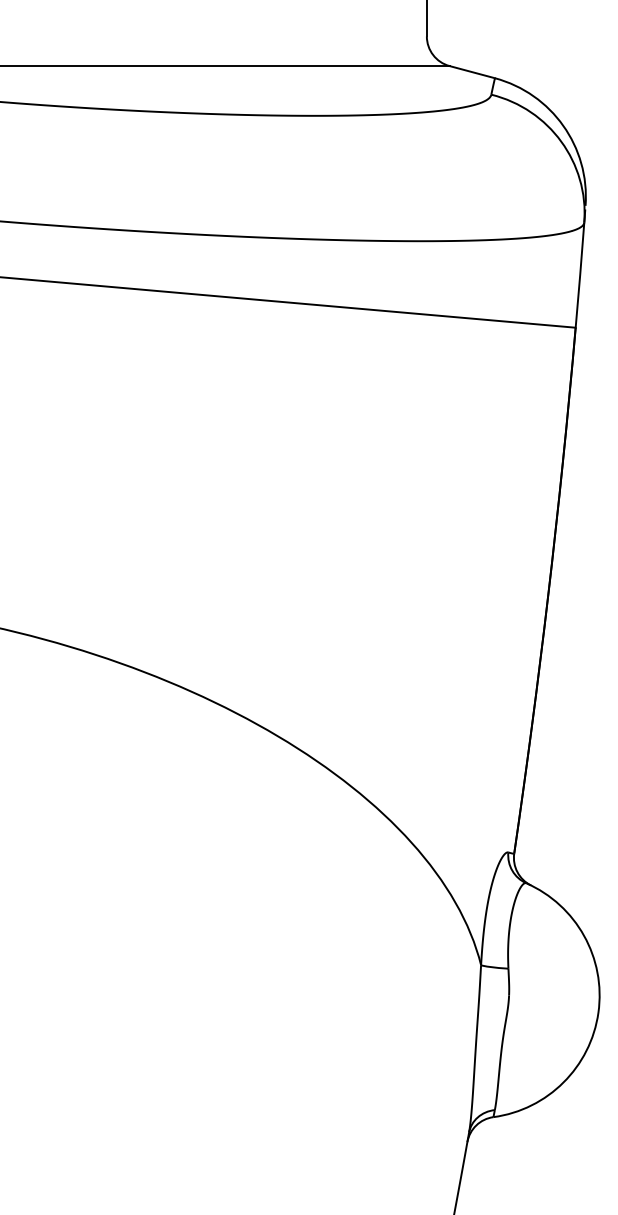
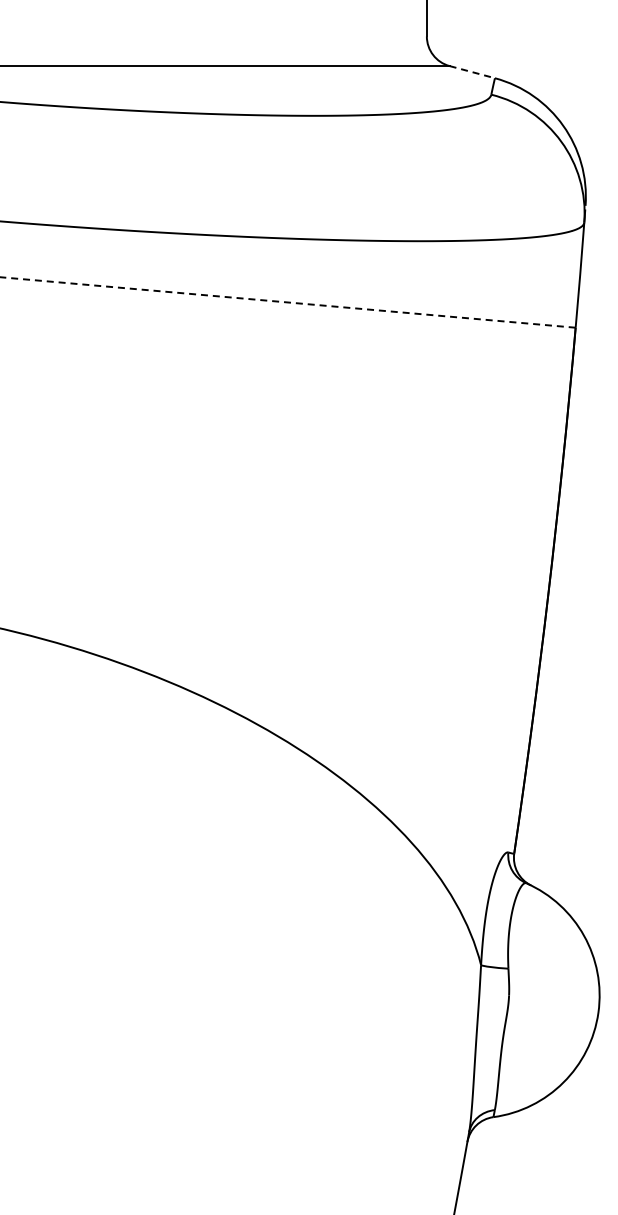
line: solid -> dashed (472, 72)
line: solid -> dashed (288, 302)
